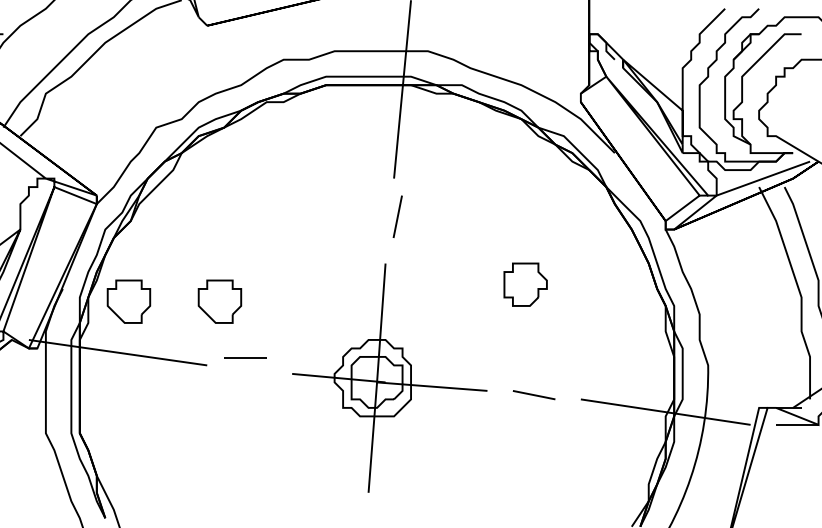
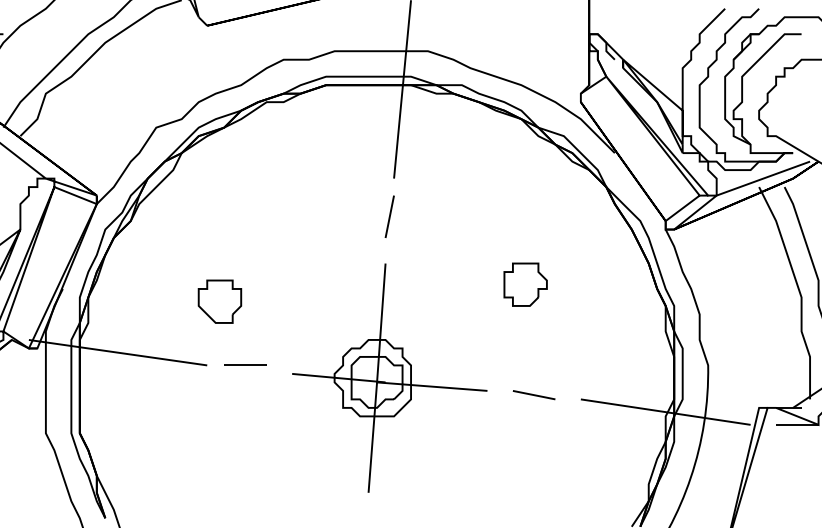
line position: (397, 216) -> (389, 216) (389, 216)
part: present -> none (128, 301)
line position: (245, 357) -> (245, 364) (245, 364)
